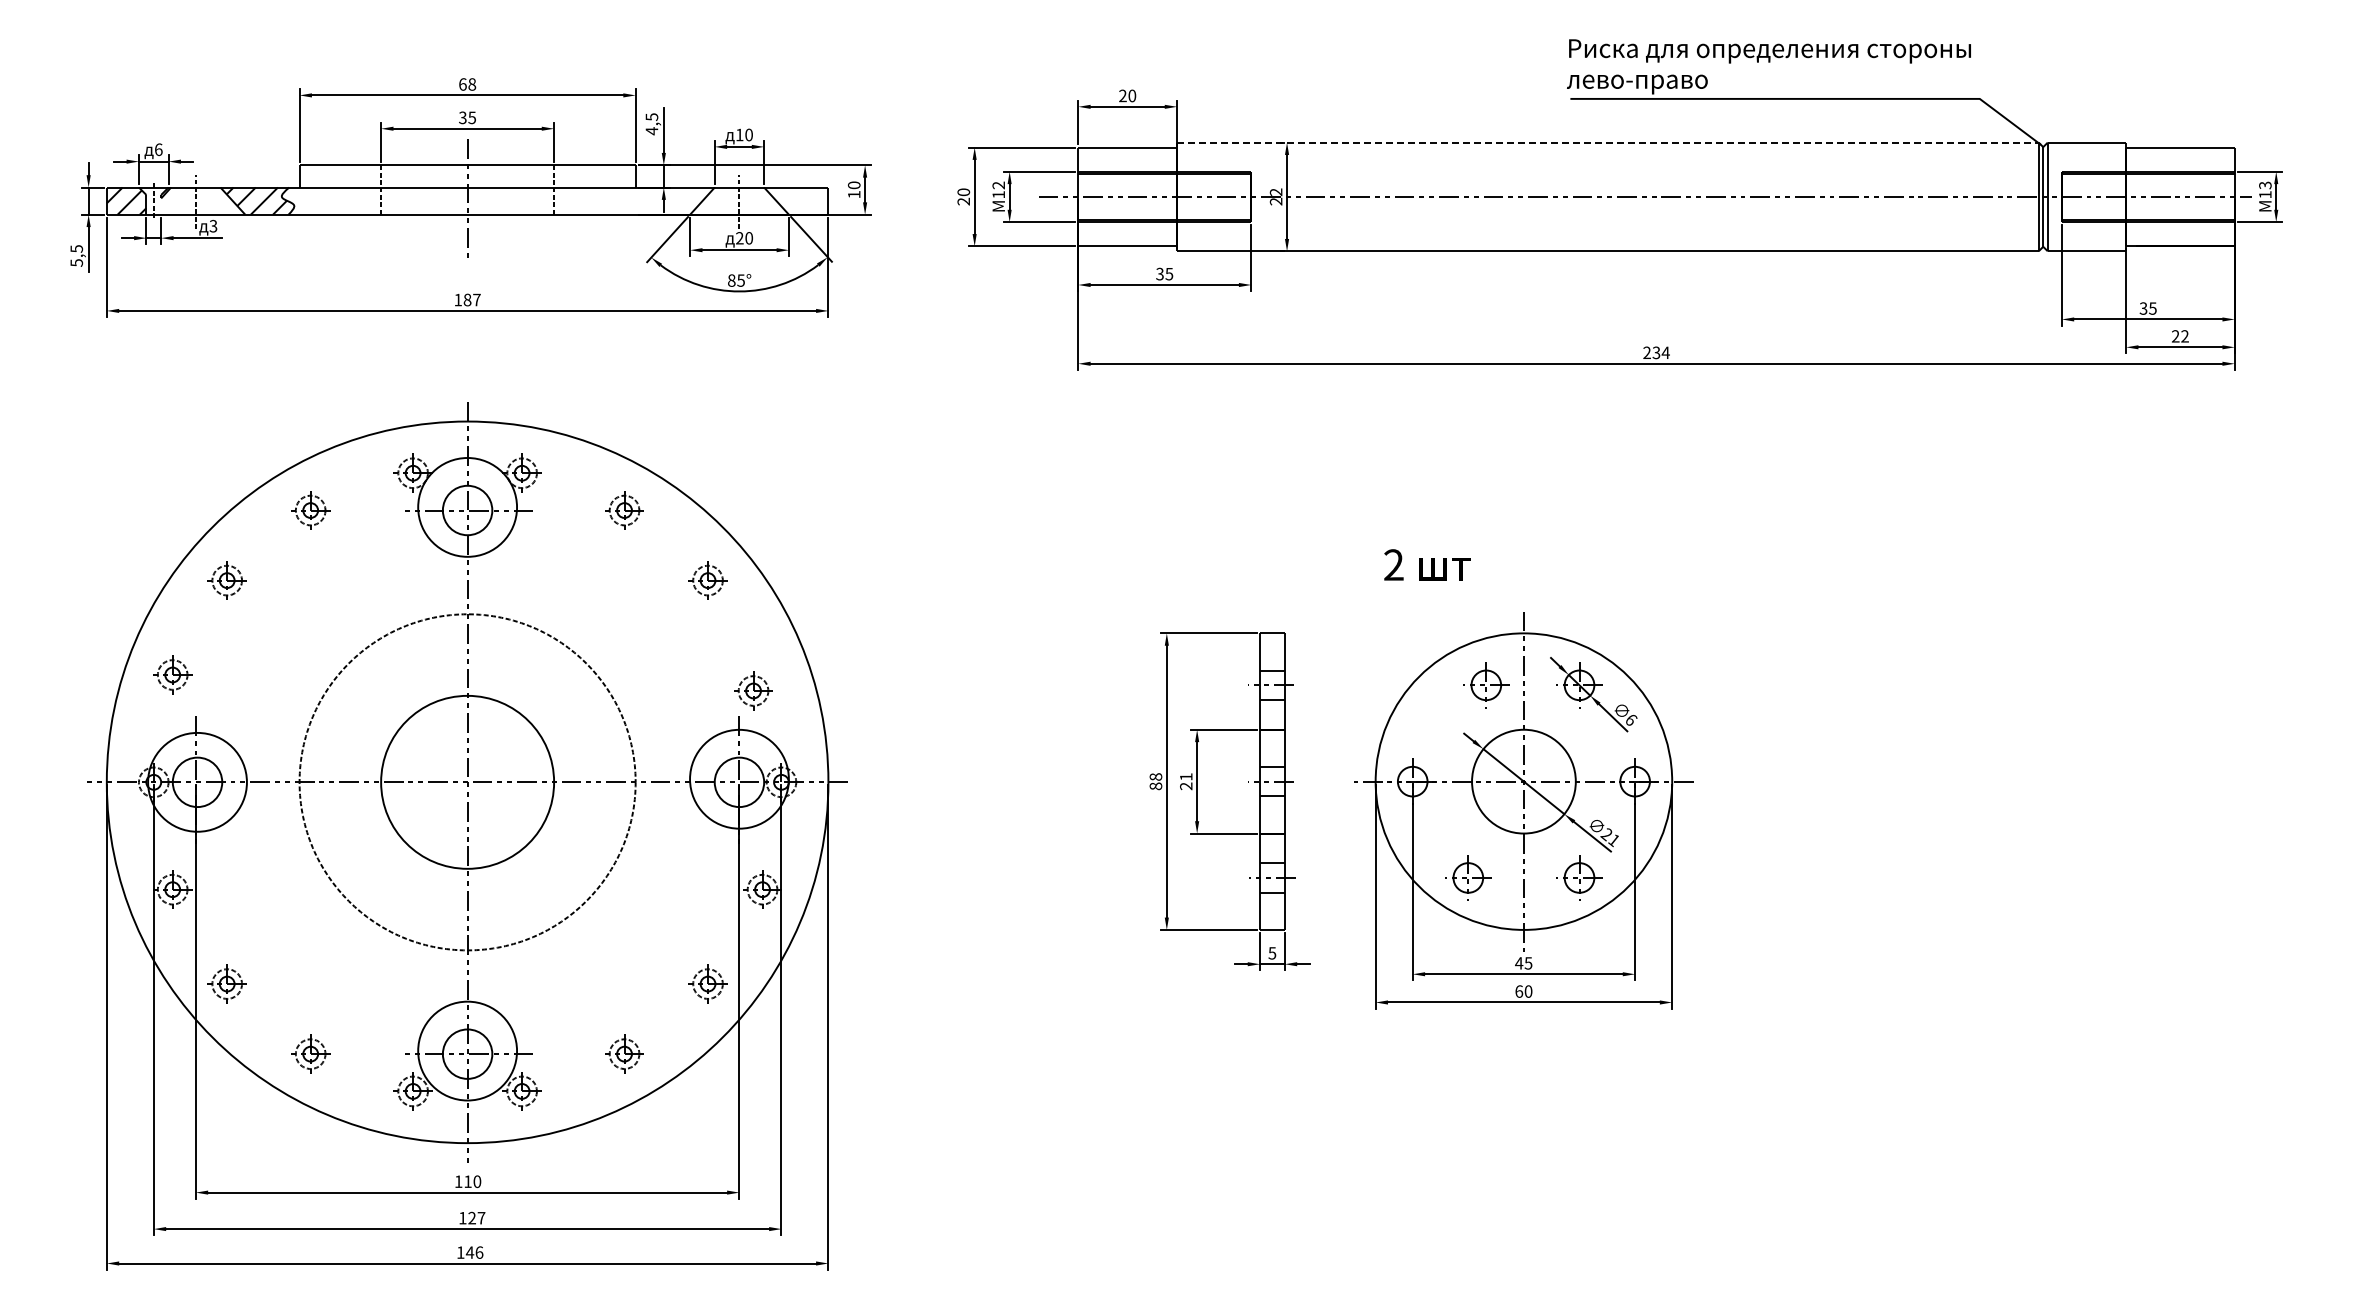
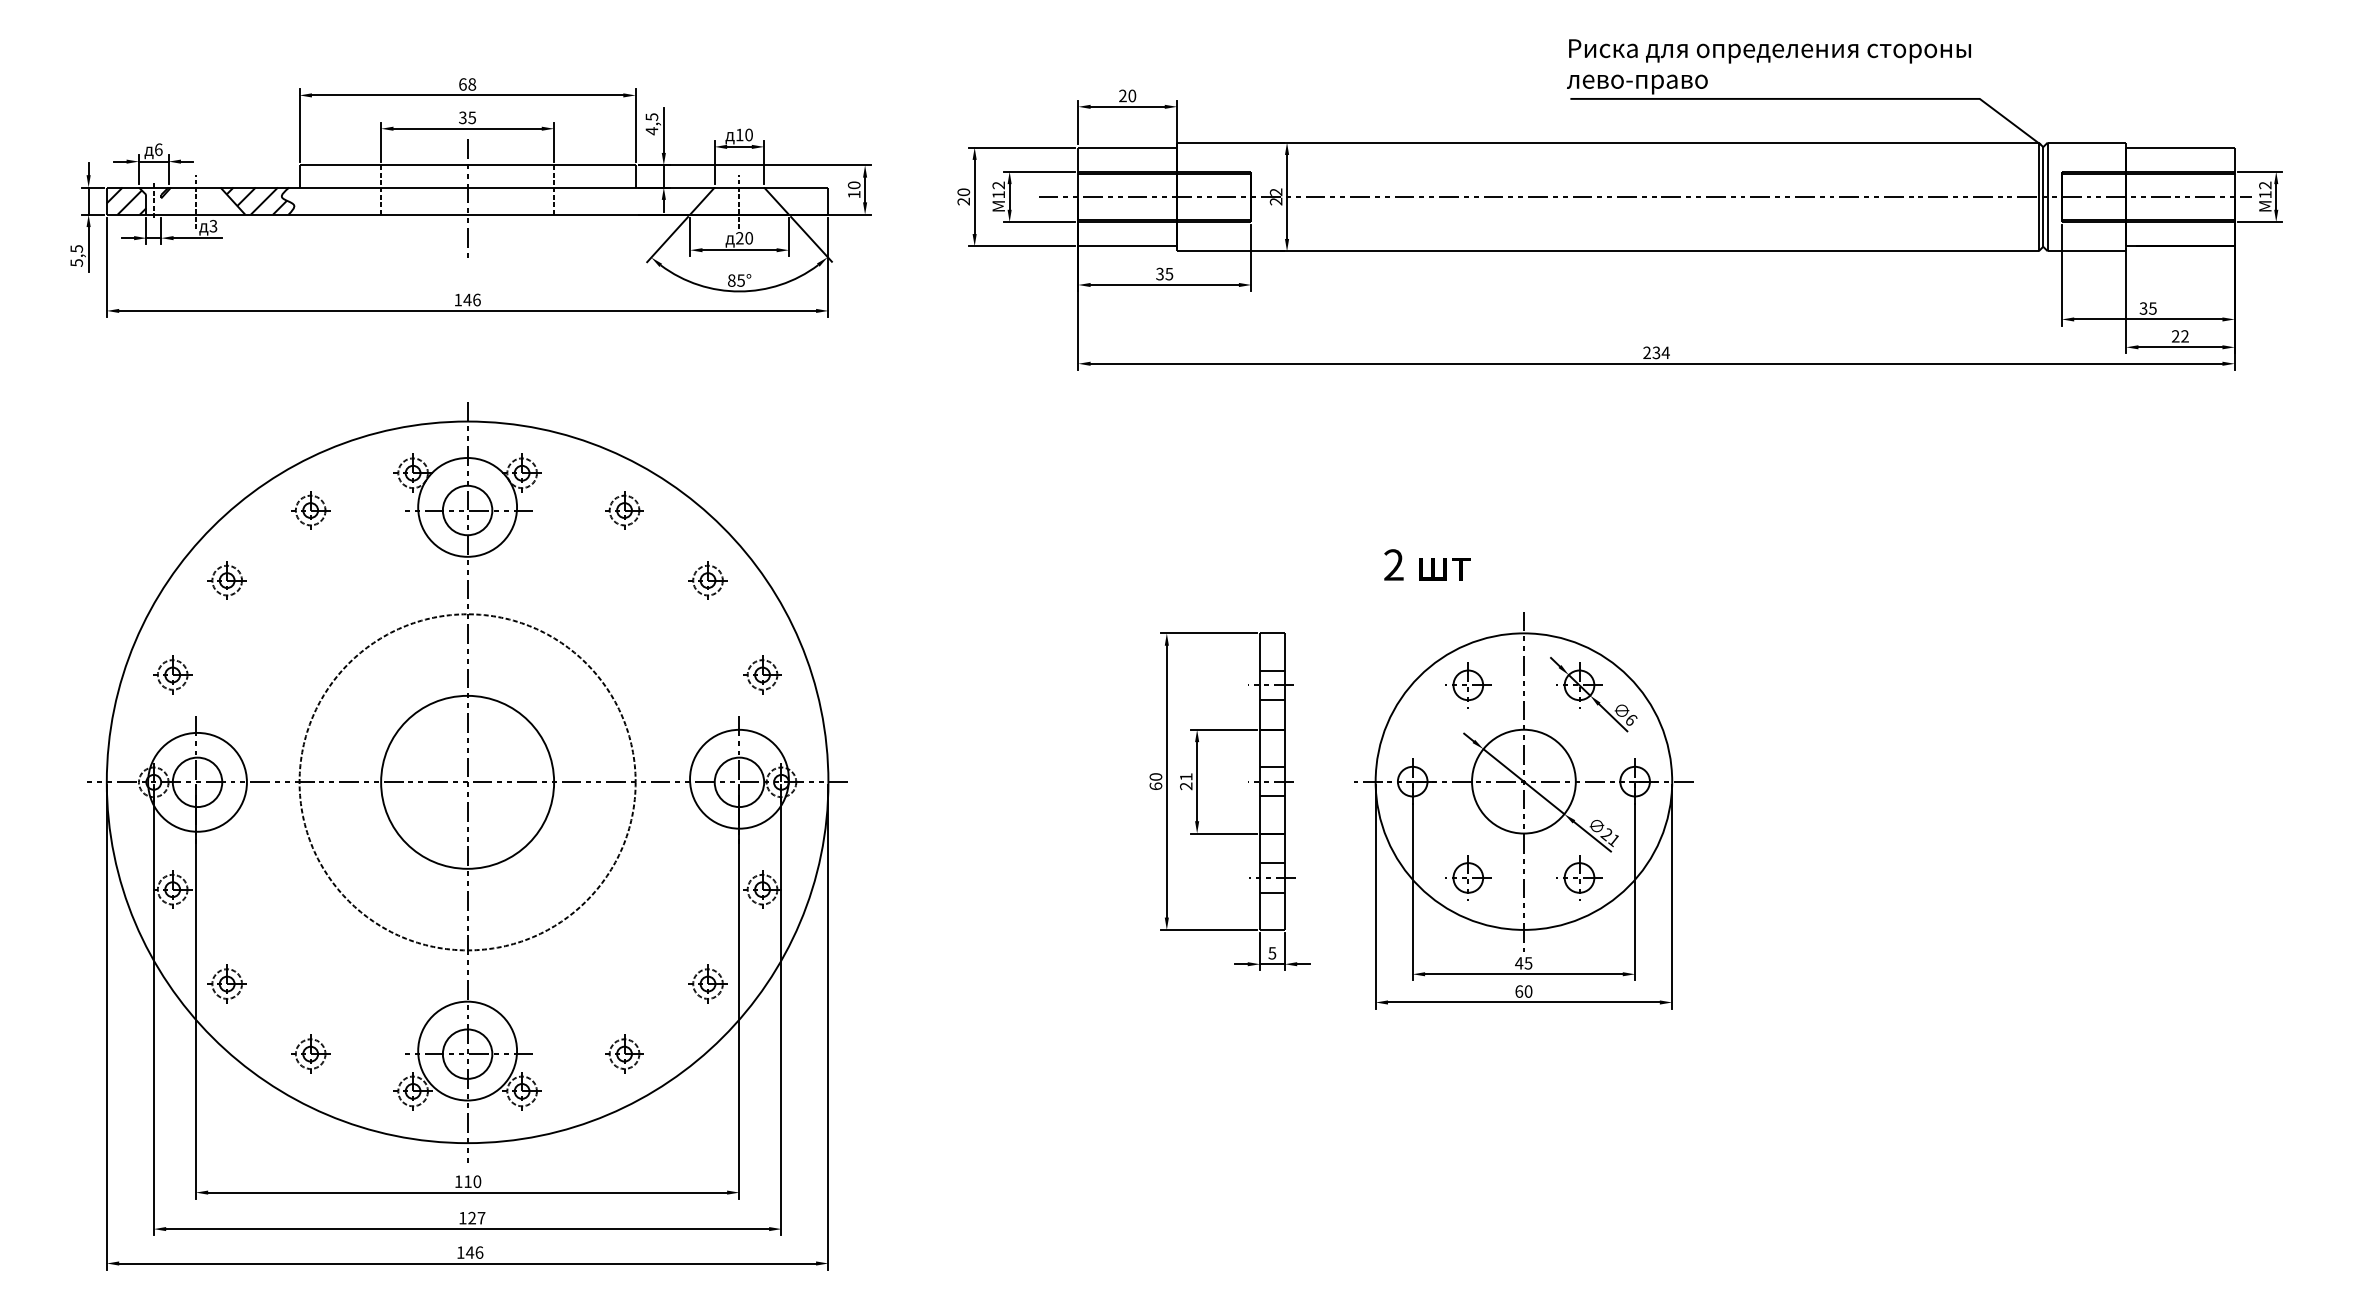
line: dashed -> solid (1607, 142)
text: 13 -> 12 (2265, 185)
text: 187 -> 146 (471, 299)
part position: (1486, 685) -> (1468, 685) (1468, 685)
part position: (753, 690) -> (762, 674) (762, 674)
text: 88 -> 60 (1155, 781)
